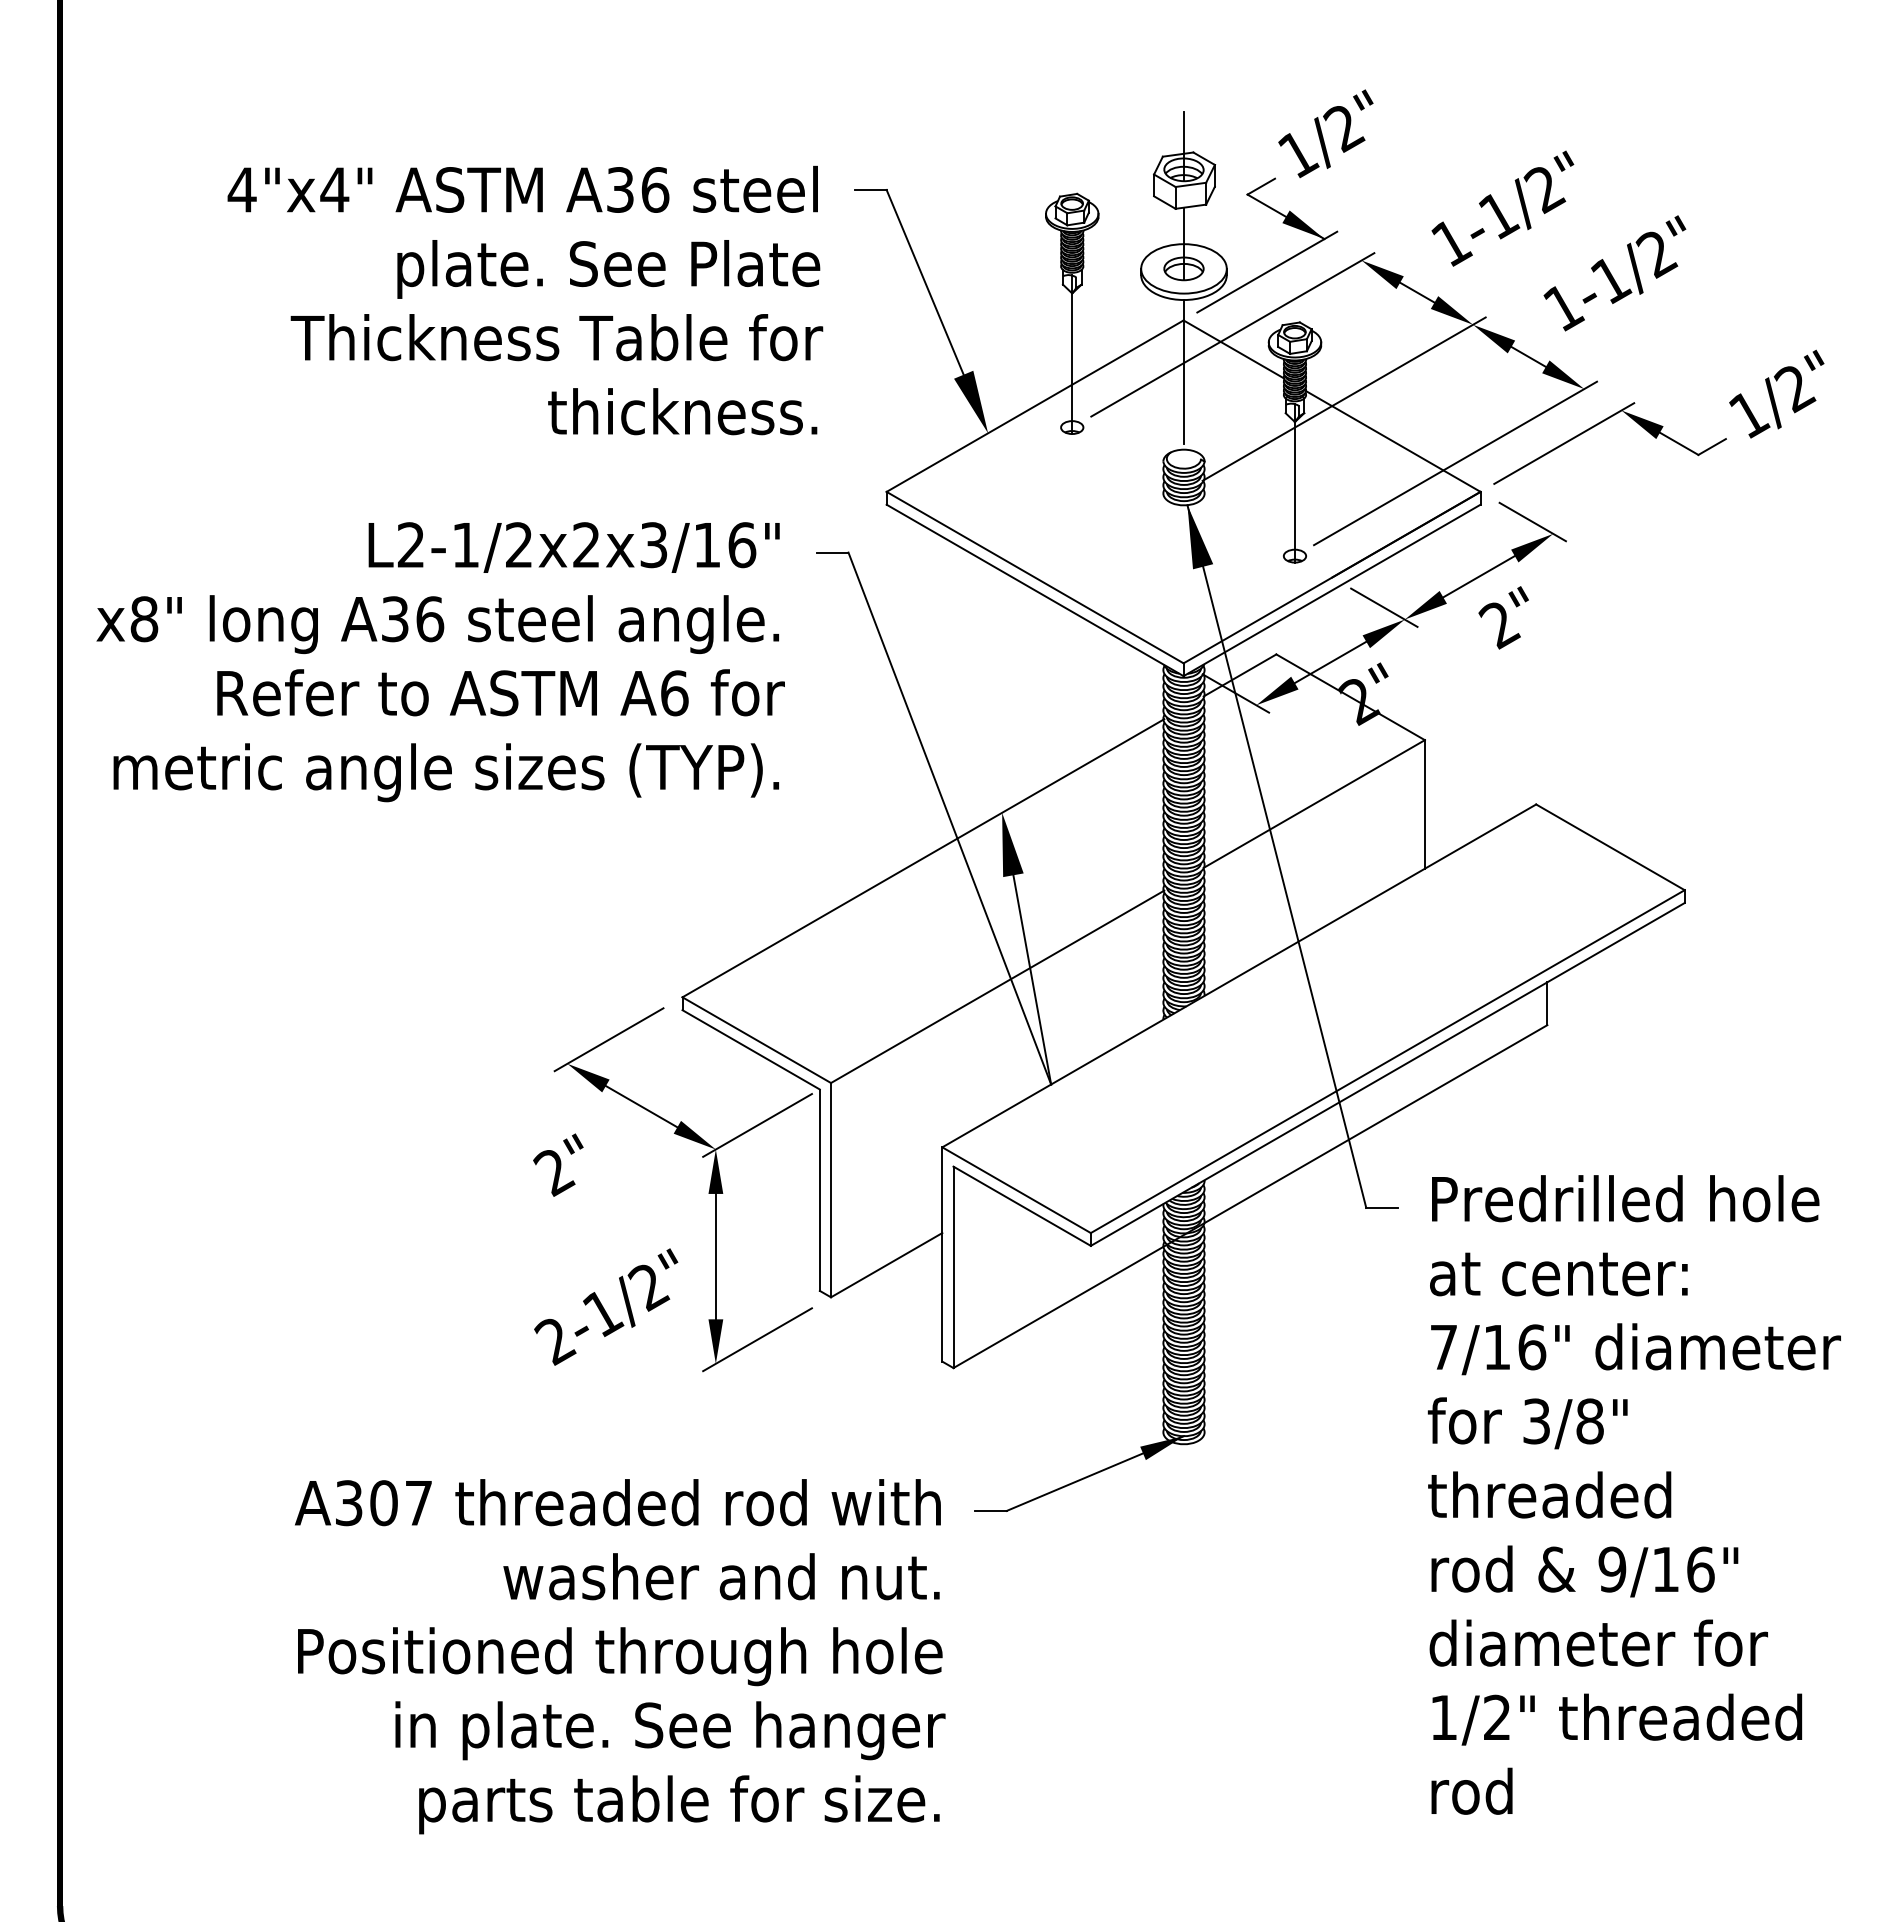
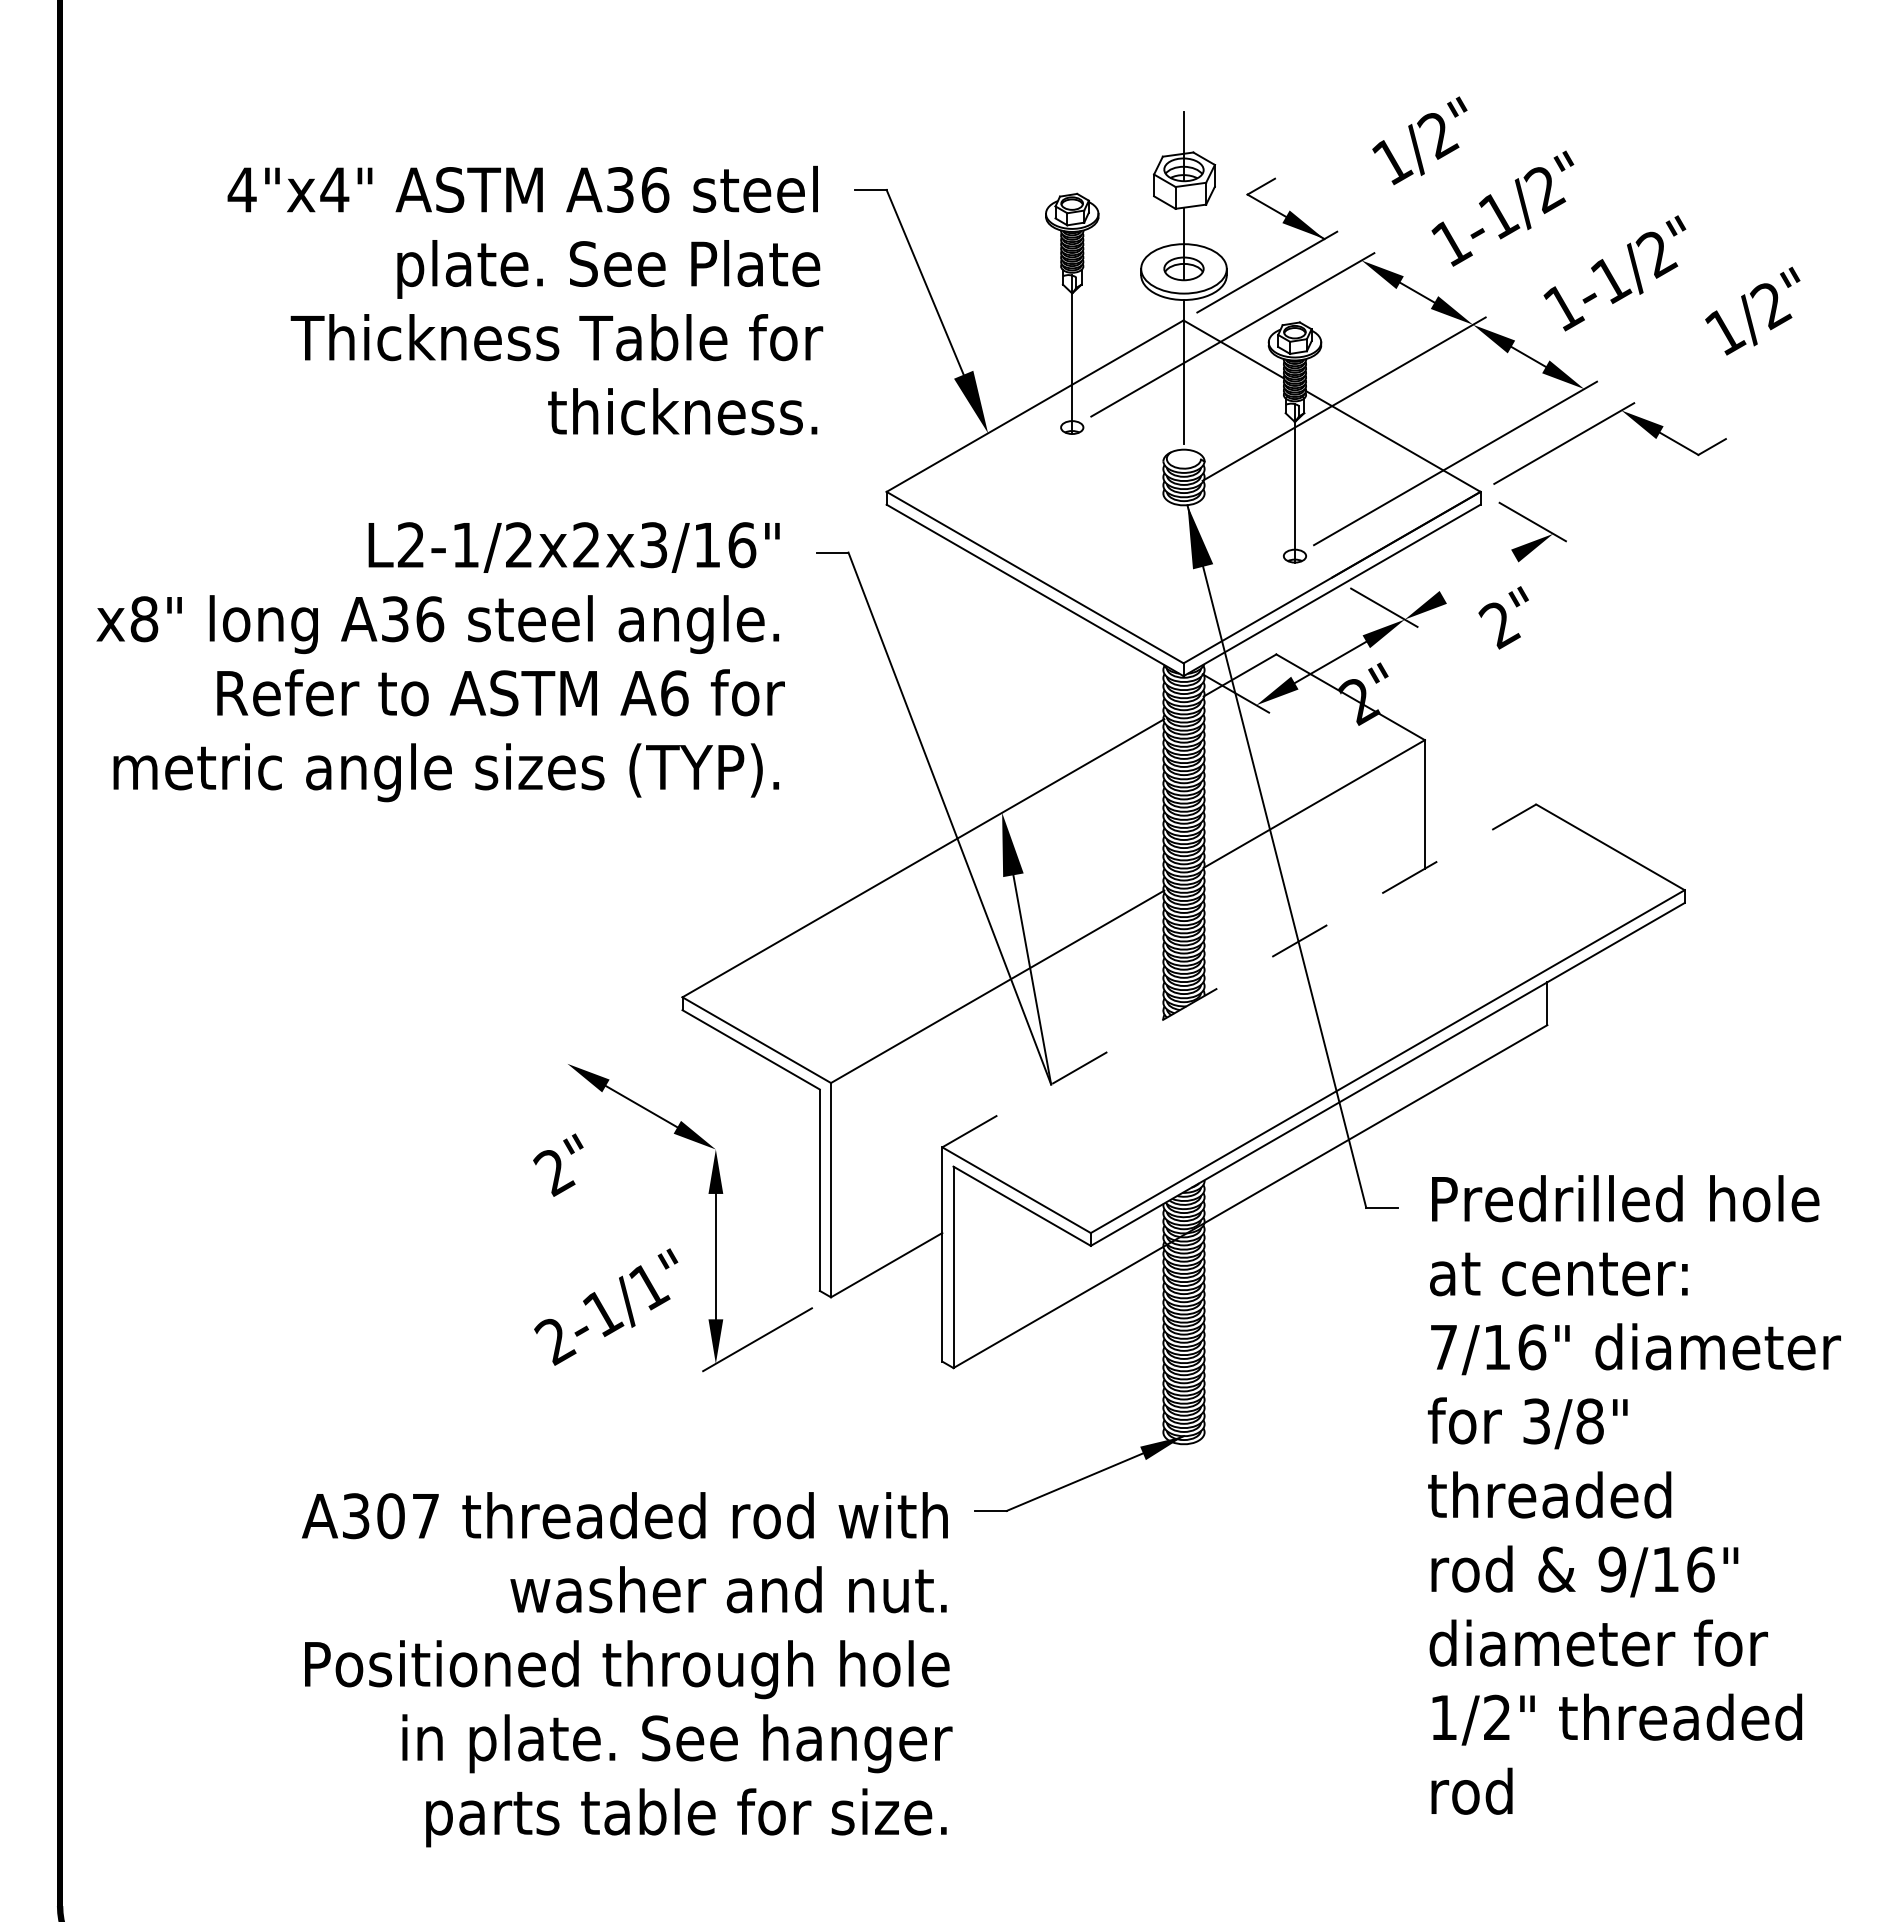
text position: (1325, 133) -> (1419, 140) (1419, 140)
text position: (1776, 393) -> (1752, 310) (1752, 310)
line: present -> none (1478, 576)
line: solid -> dashed (1239, 975)
line: present -> none (608, 1039)
line: present -> none (757, 1125)
text: 2-1/2" -> 2-1/1" (648, 1287)
text position: (620, 1656) -> (627, 1669) (627, 1669)
